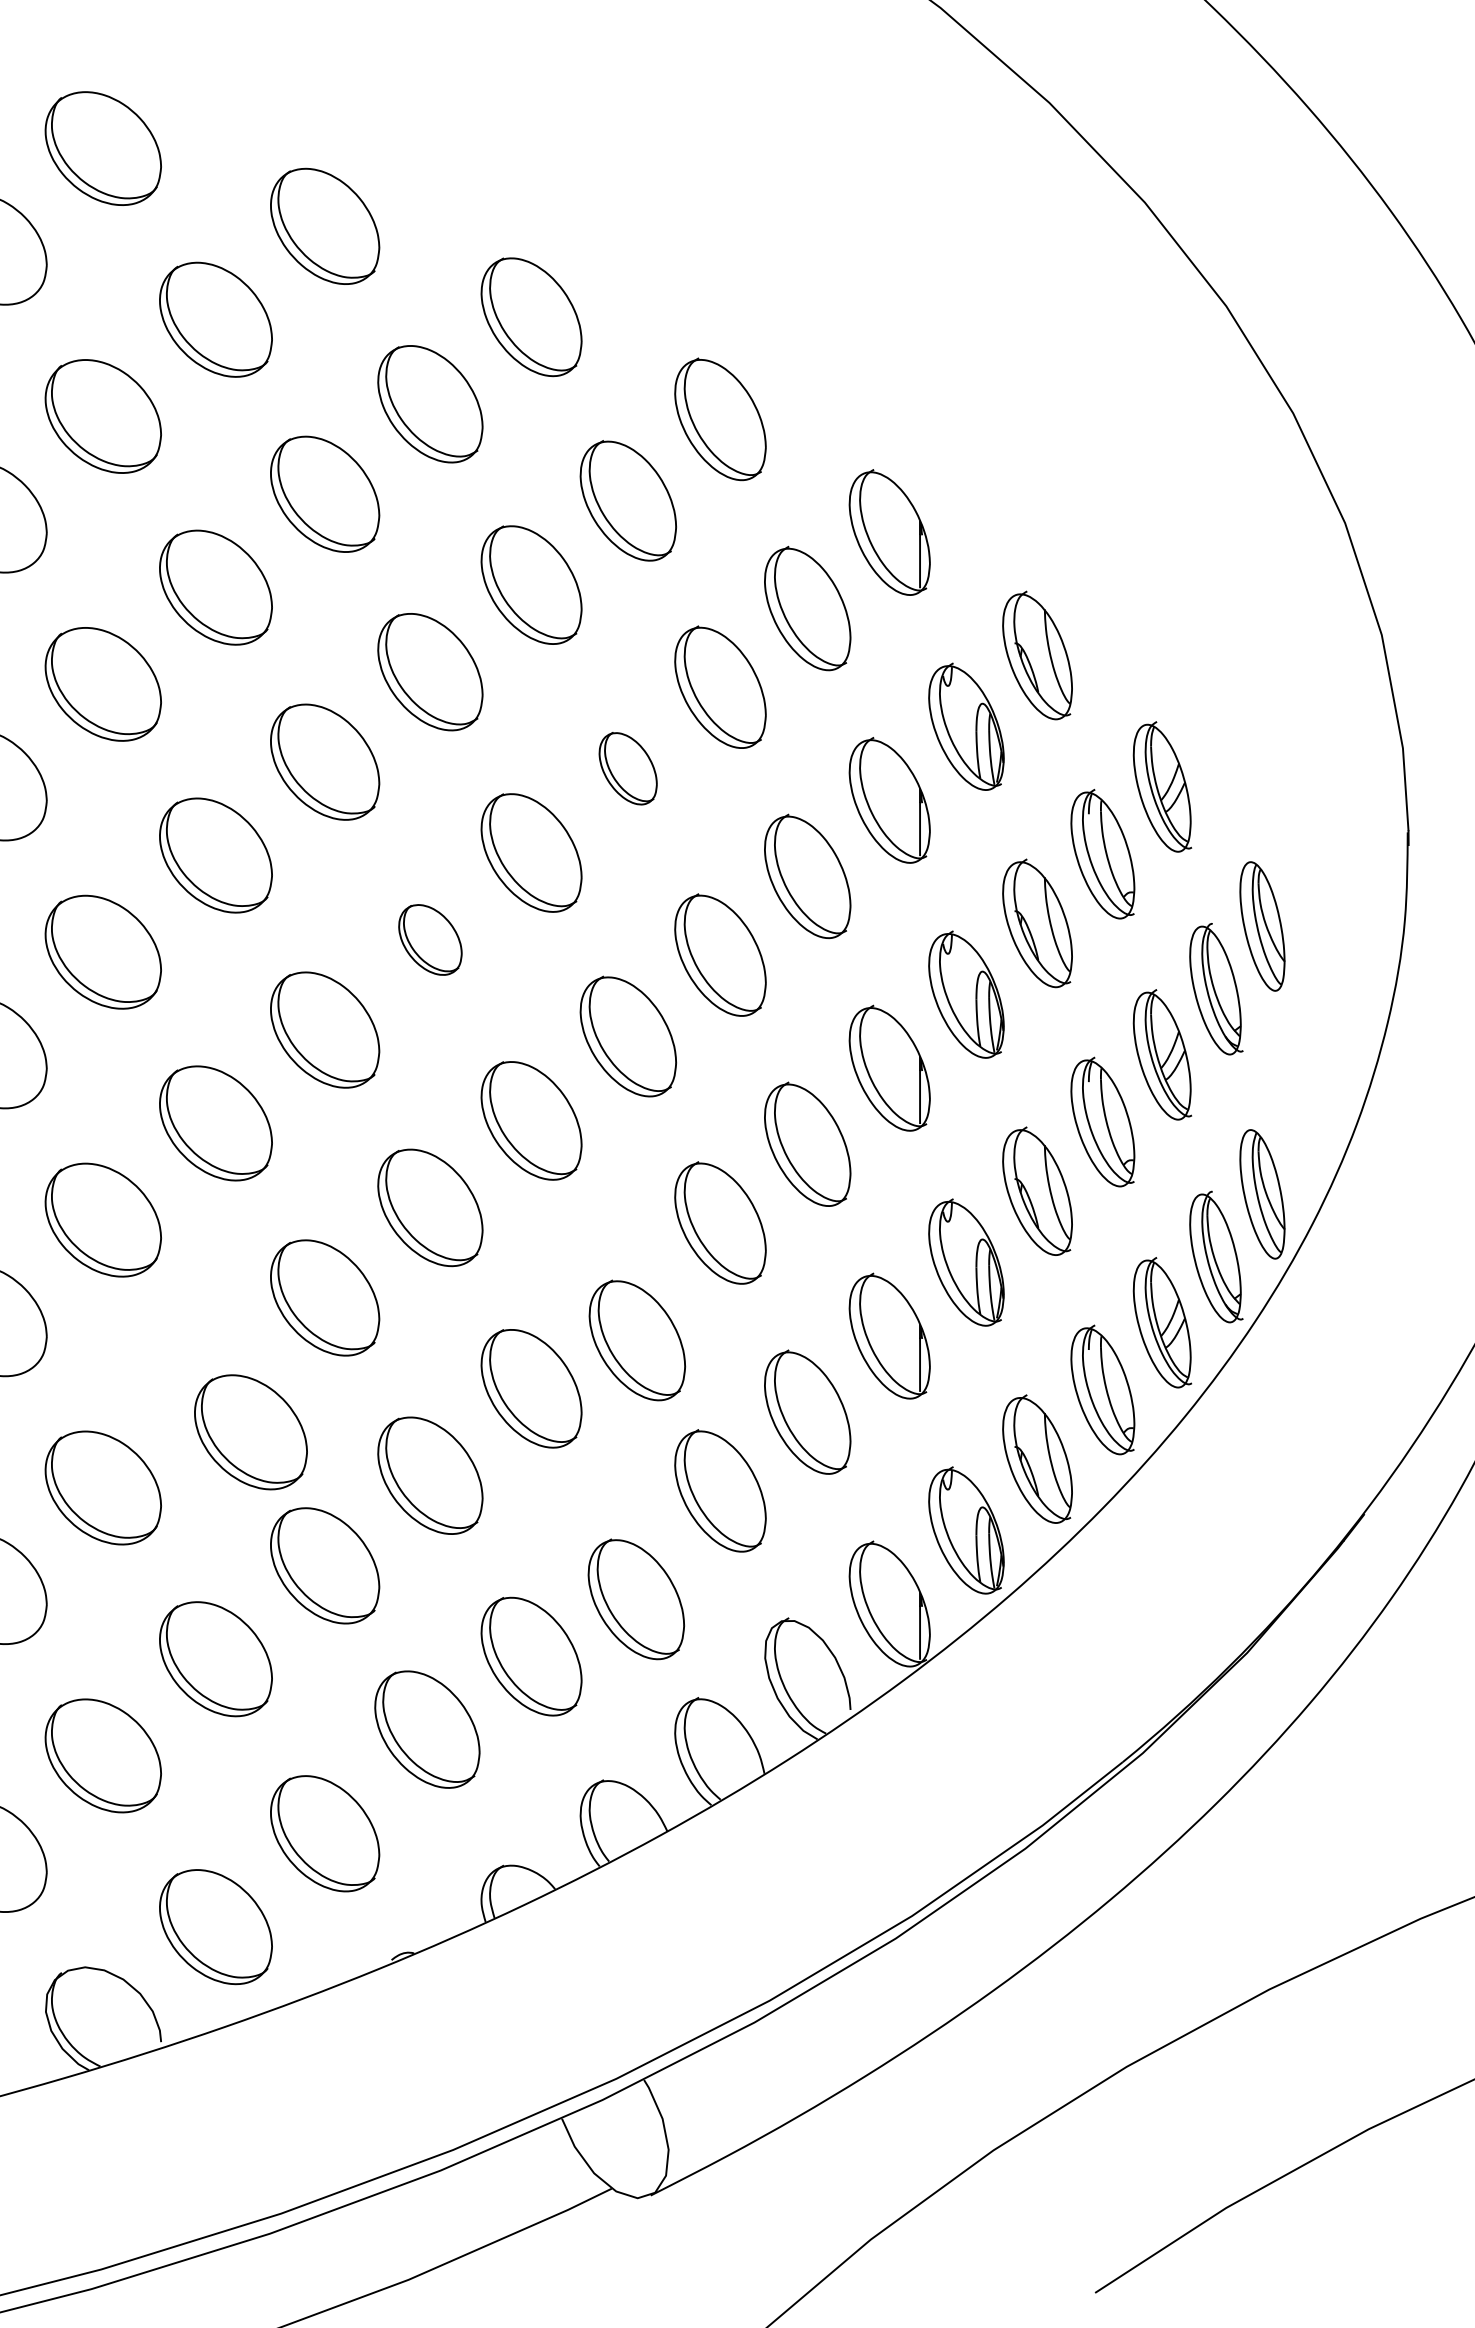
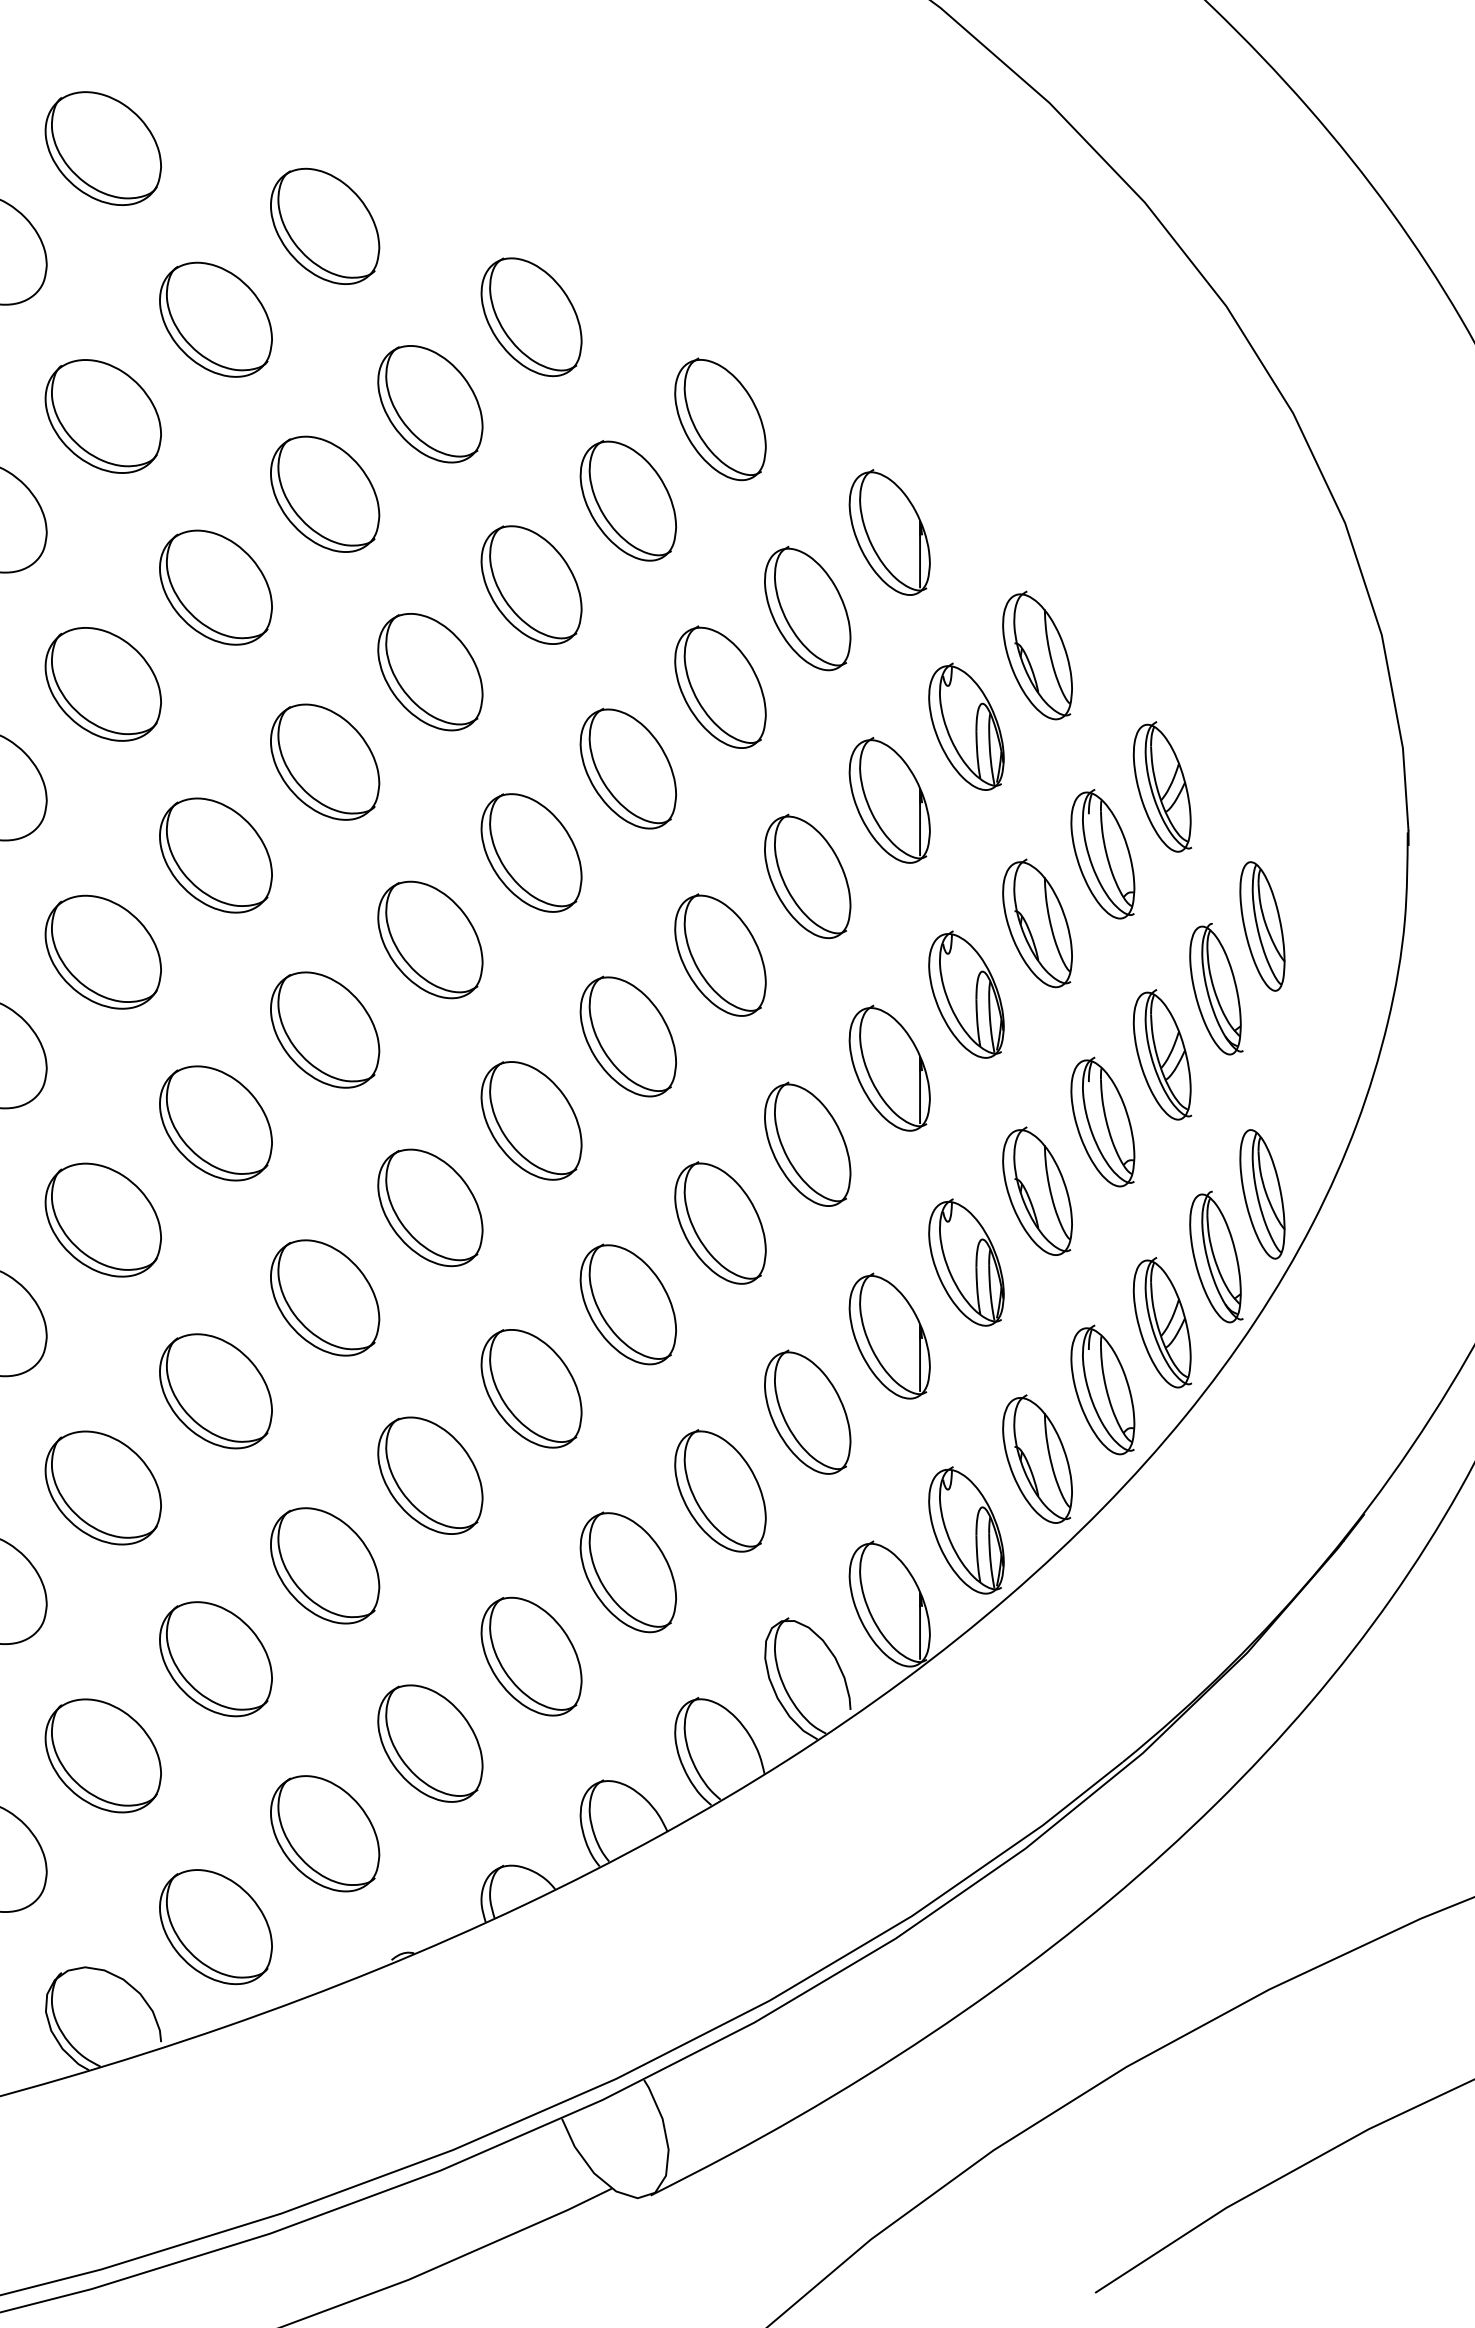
part size: 60x74 px -> 98x123 px (627, 768)
part size: 65x72 px -> 107x120 px (430, 939)
part position: (636, 1340) -> (627, 1304) (627, 1304)
part position: (250, 1432) -> (215, 1391) (215, 1391)
part position: (635, 1599) -> (627, 1572) (627, 1572)
part position: (427, 1729) -> (430, 1743) (430, 1743)
